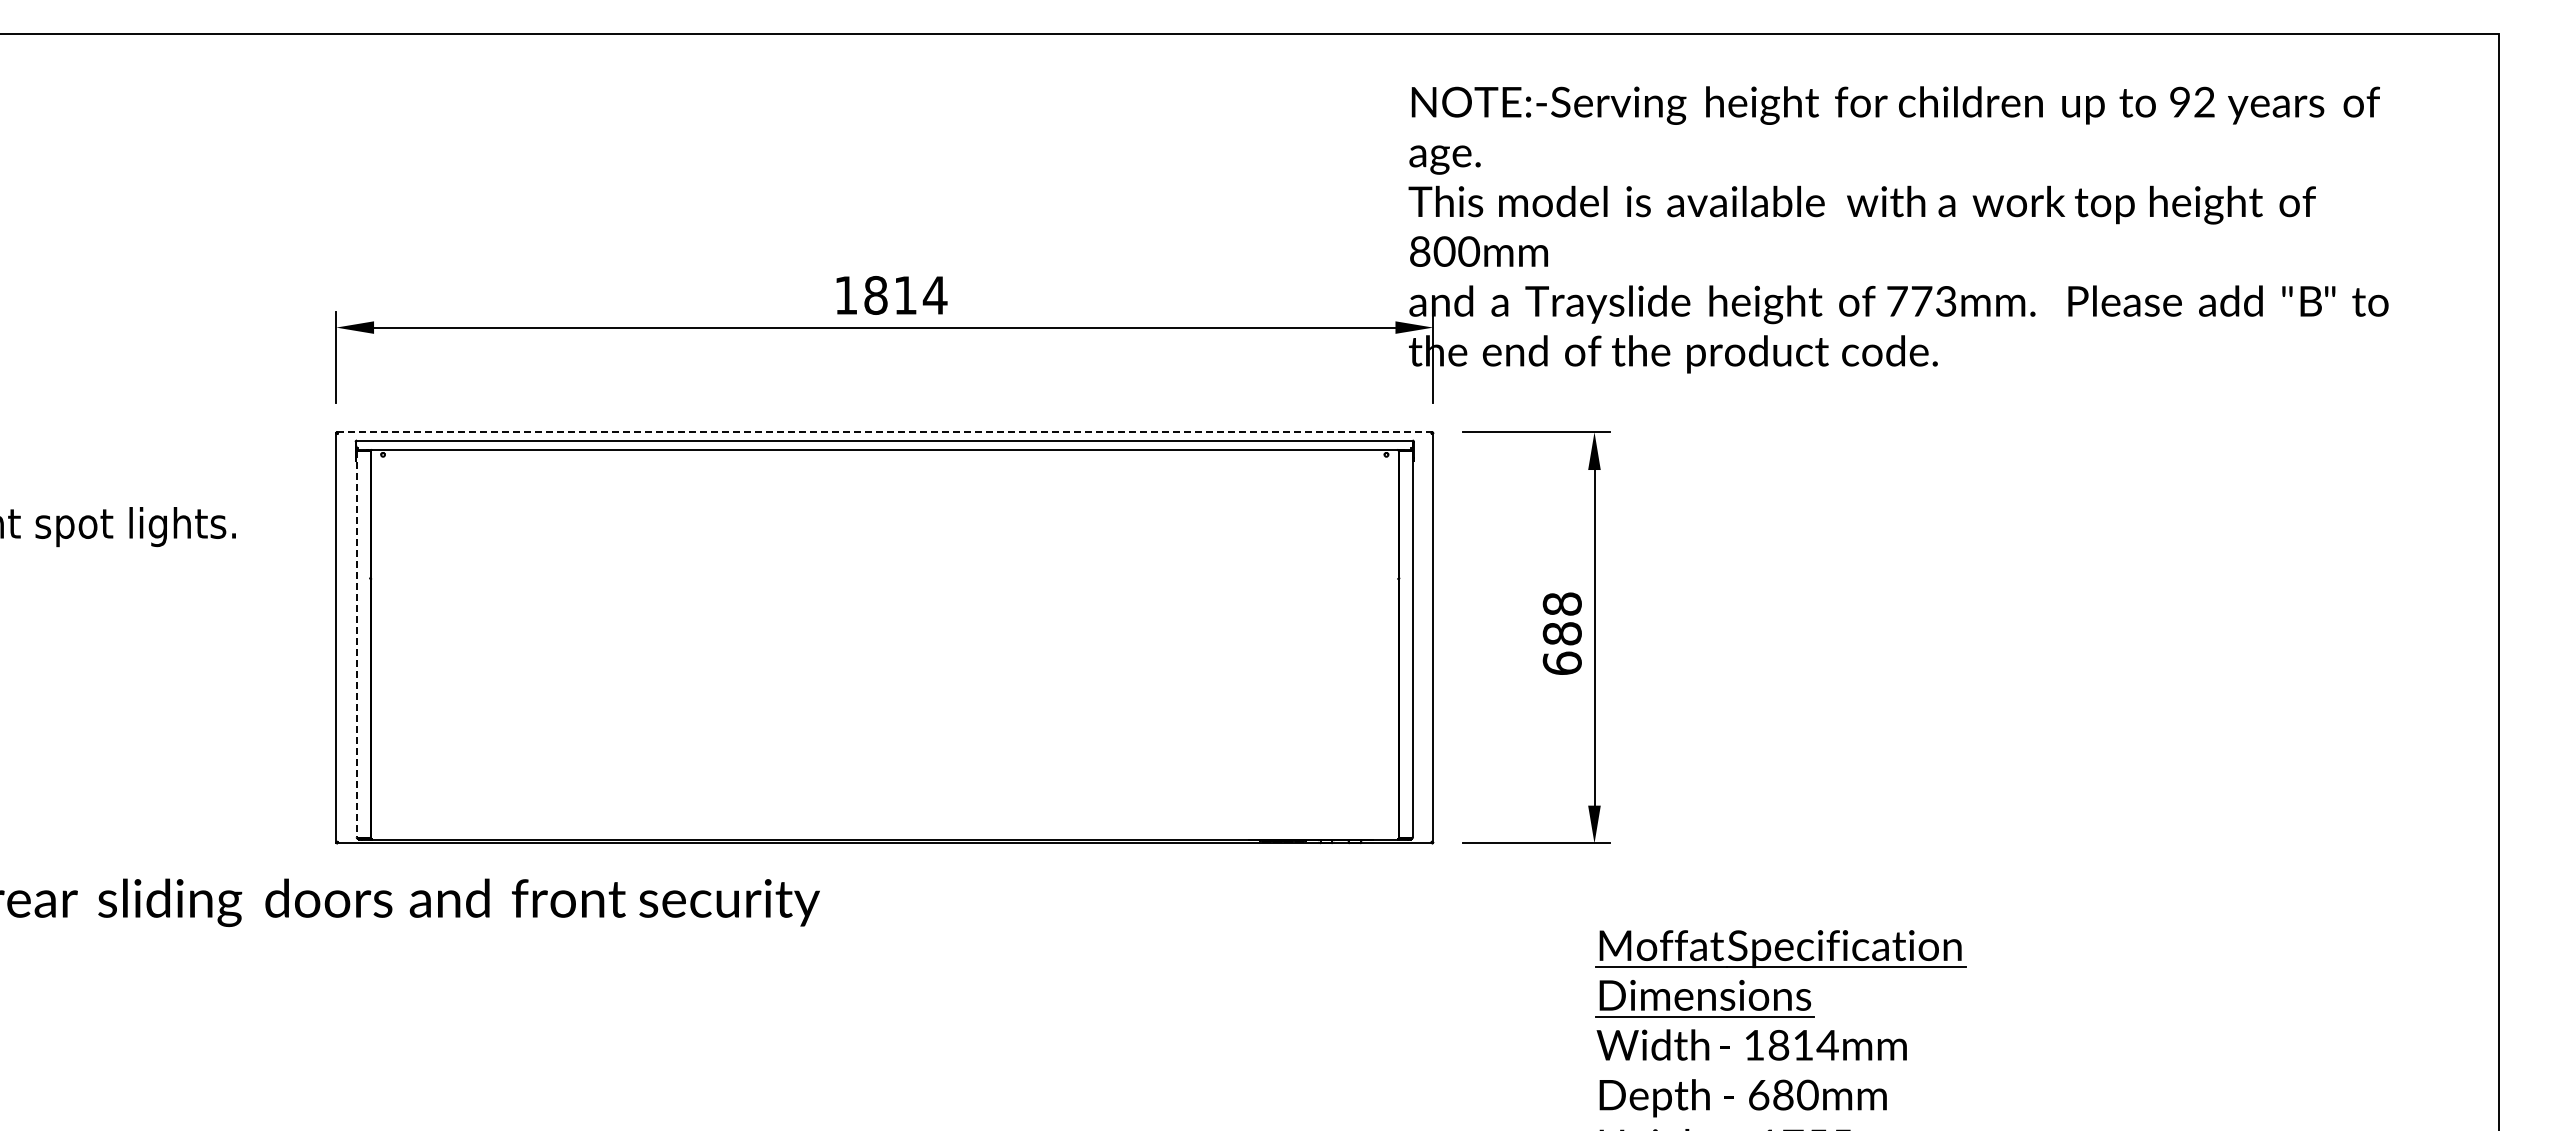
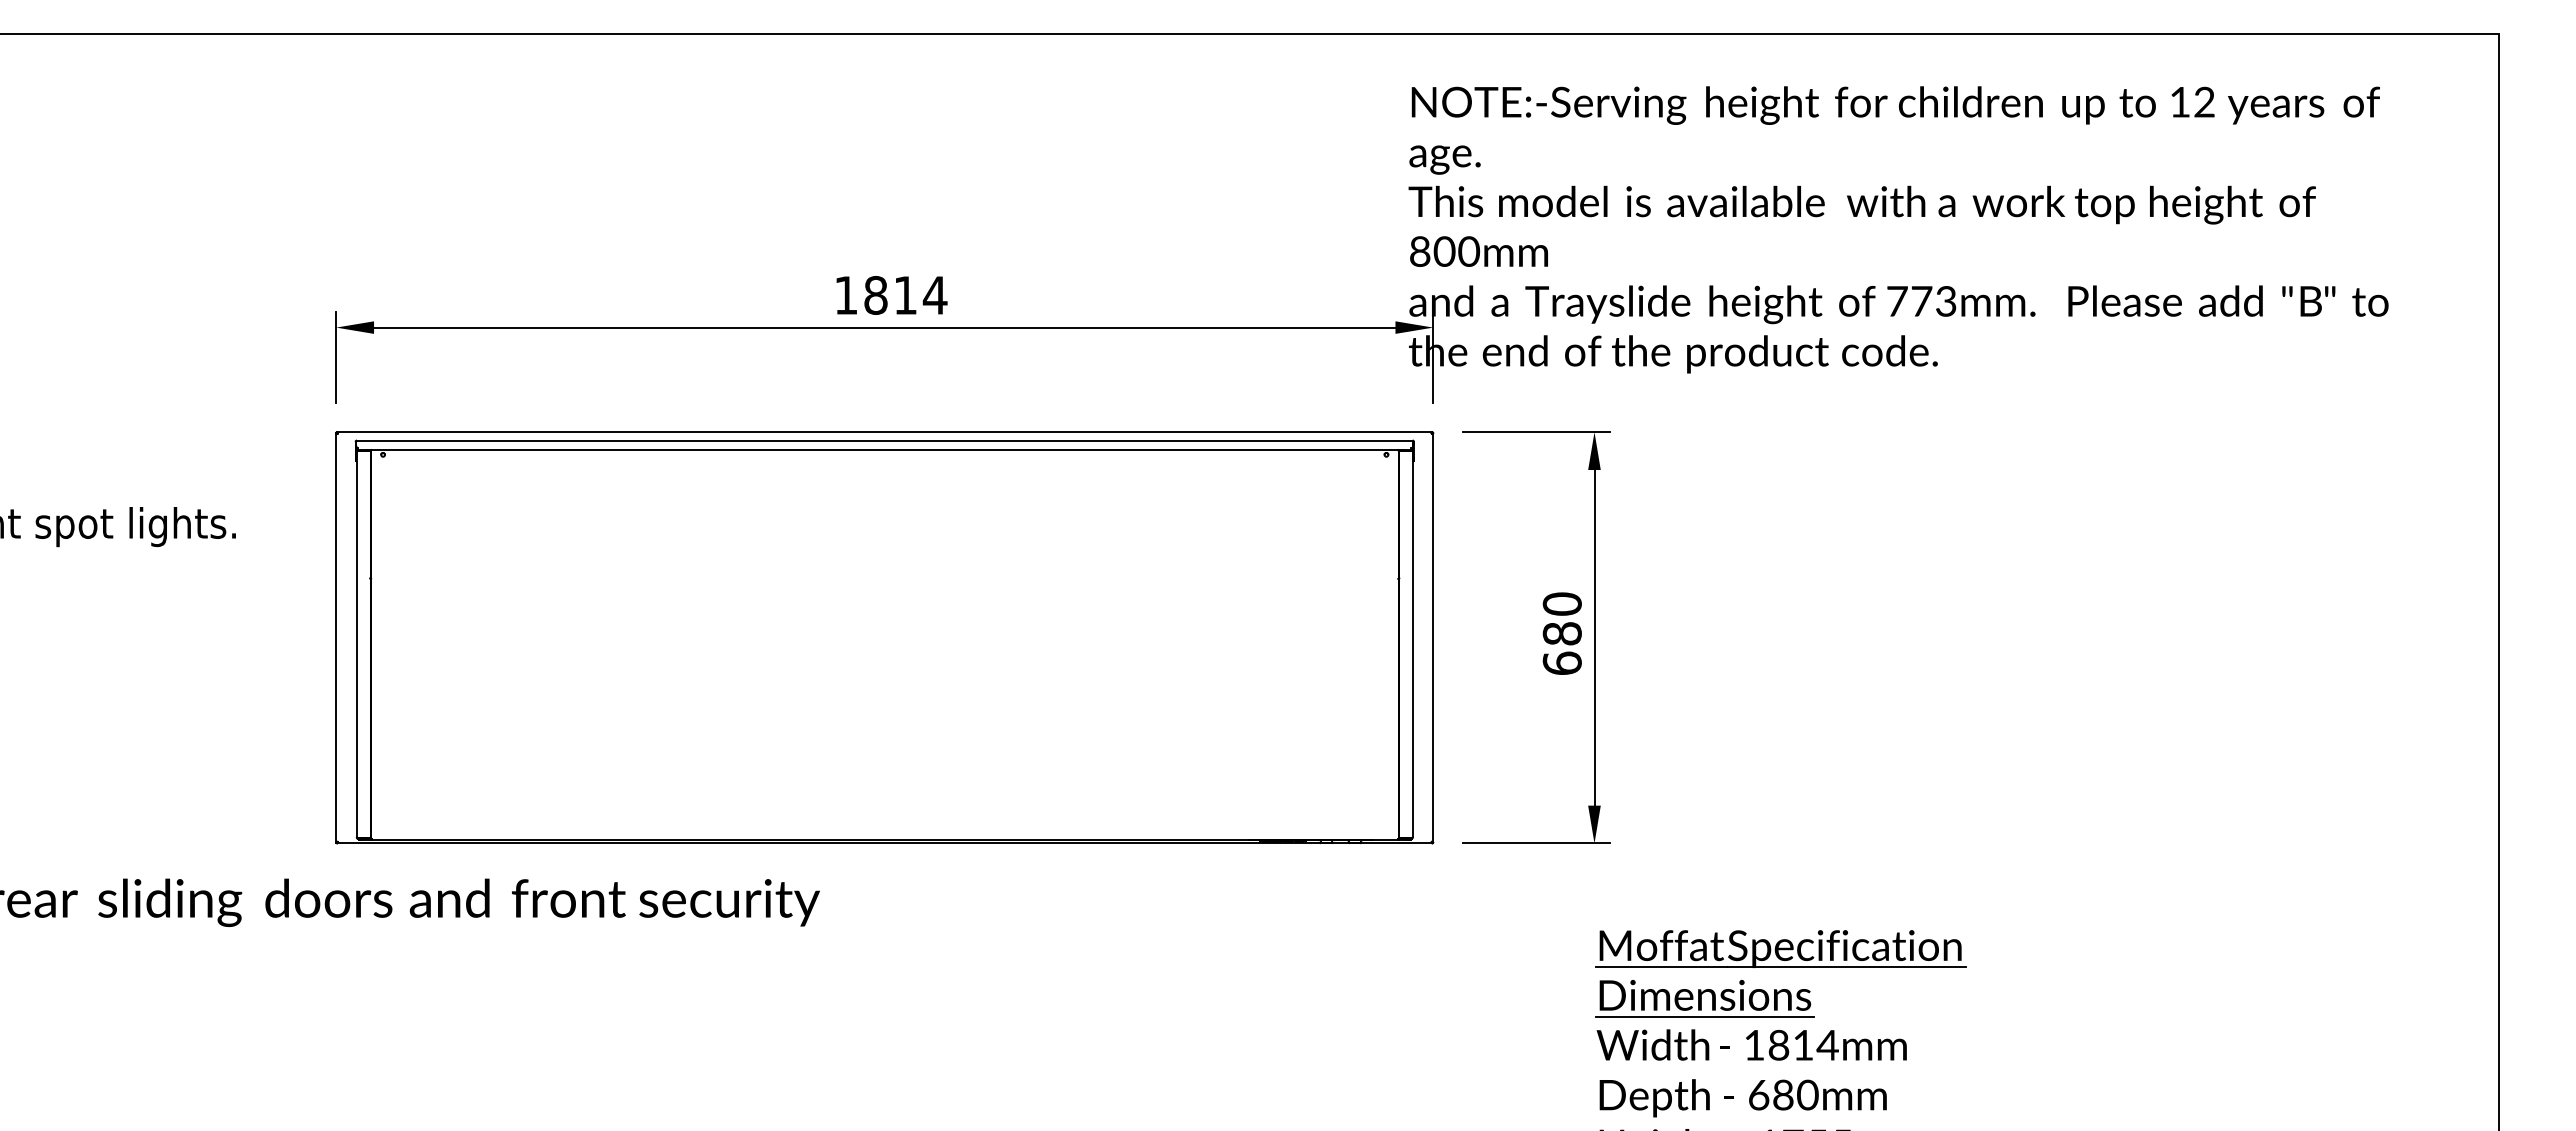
text: 92 -> 12 (2179, 101)
line: dashed -> solid (884, 432)
text: 688 -> 680 (1562, 603)
line: dashed -> solid (356, 644)
